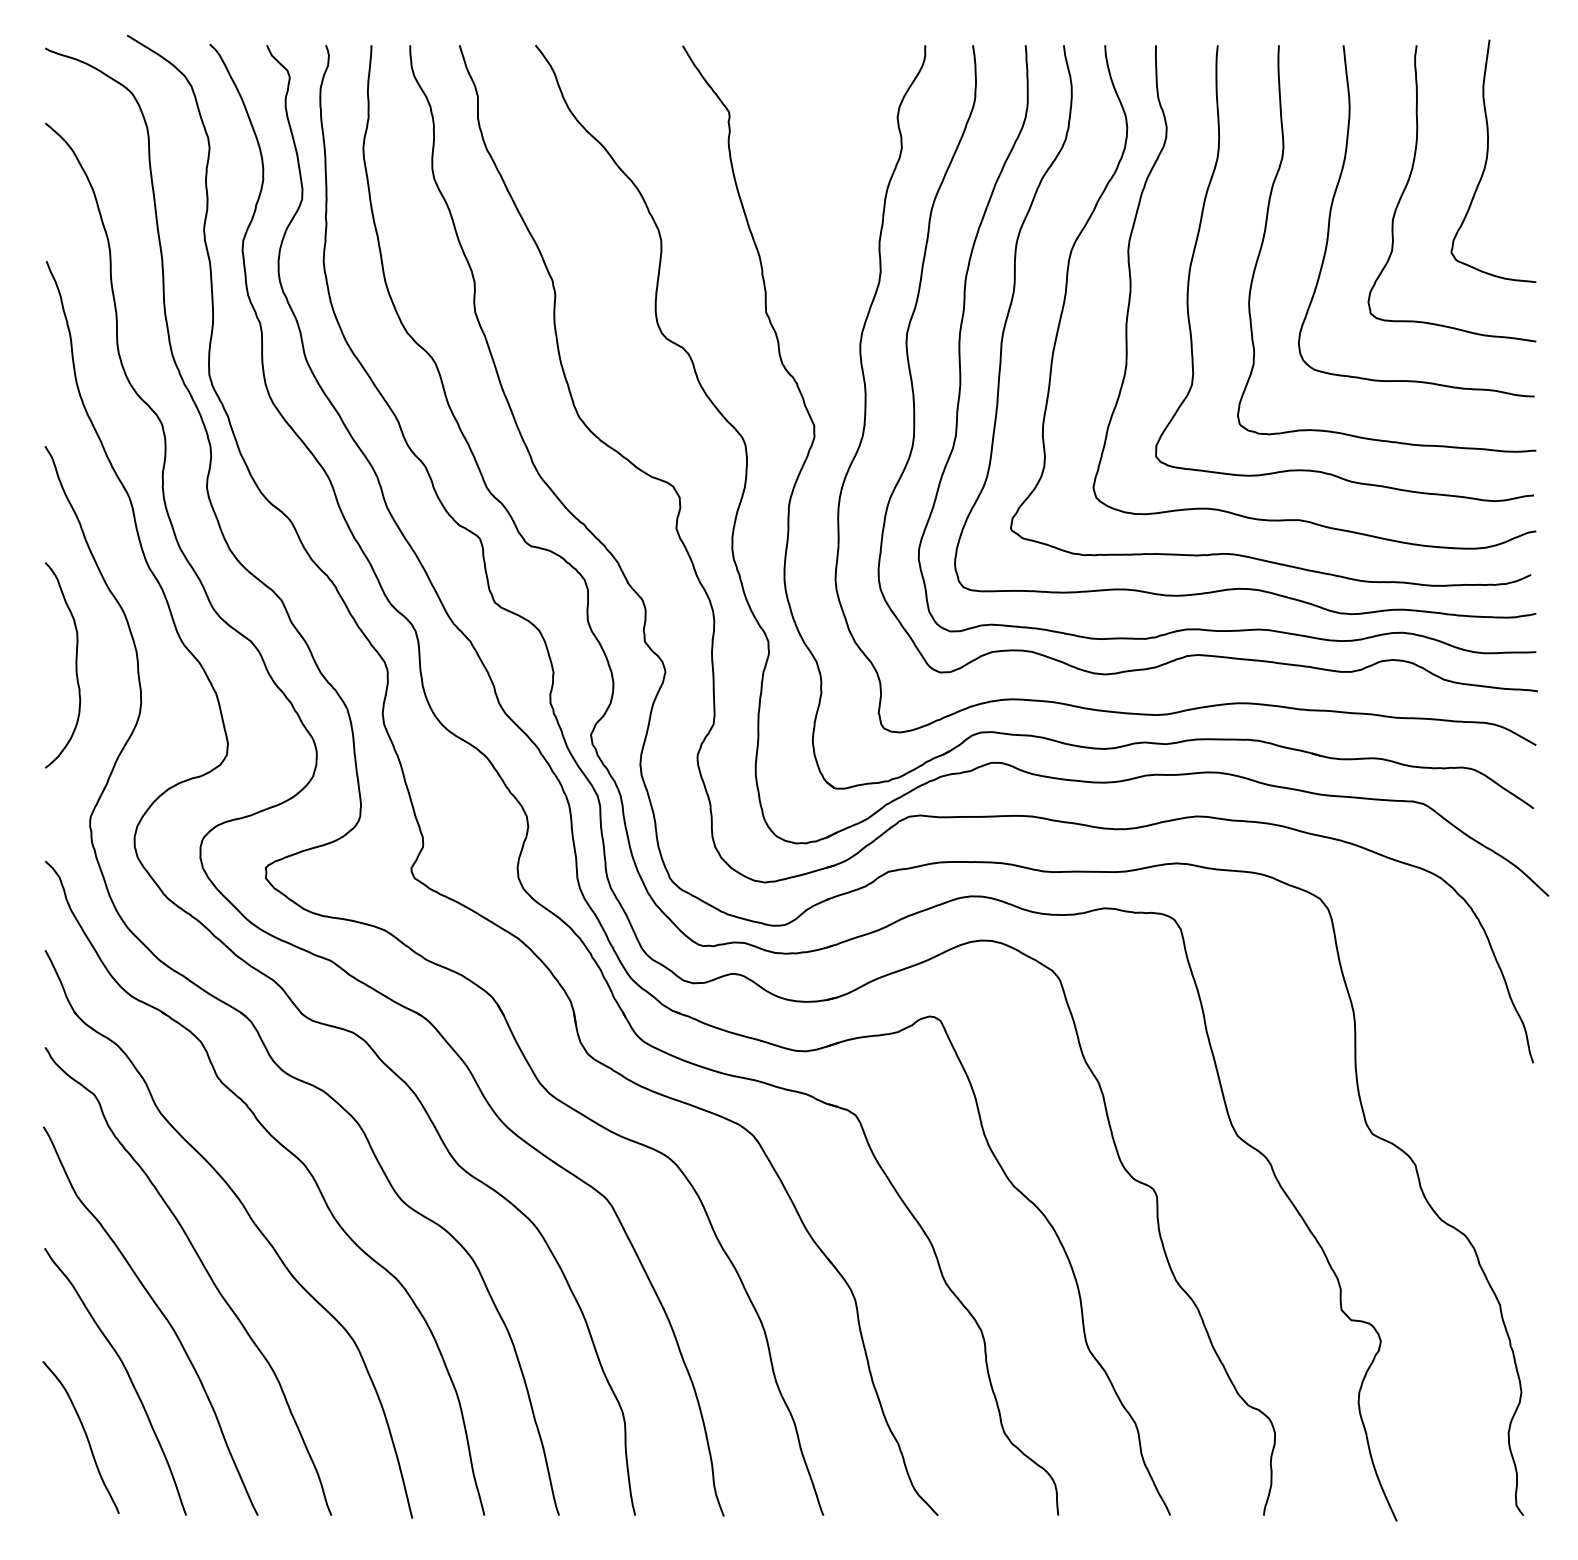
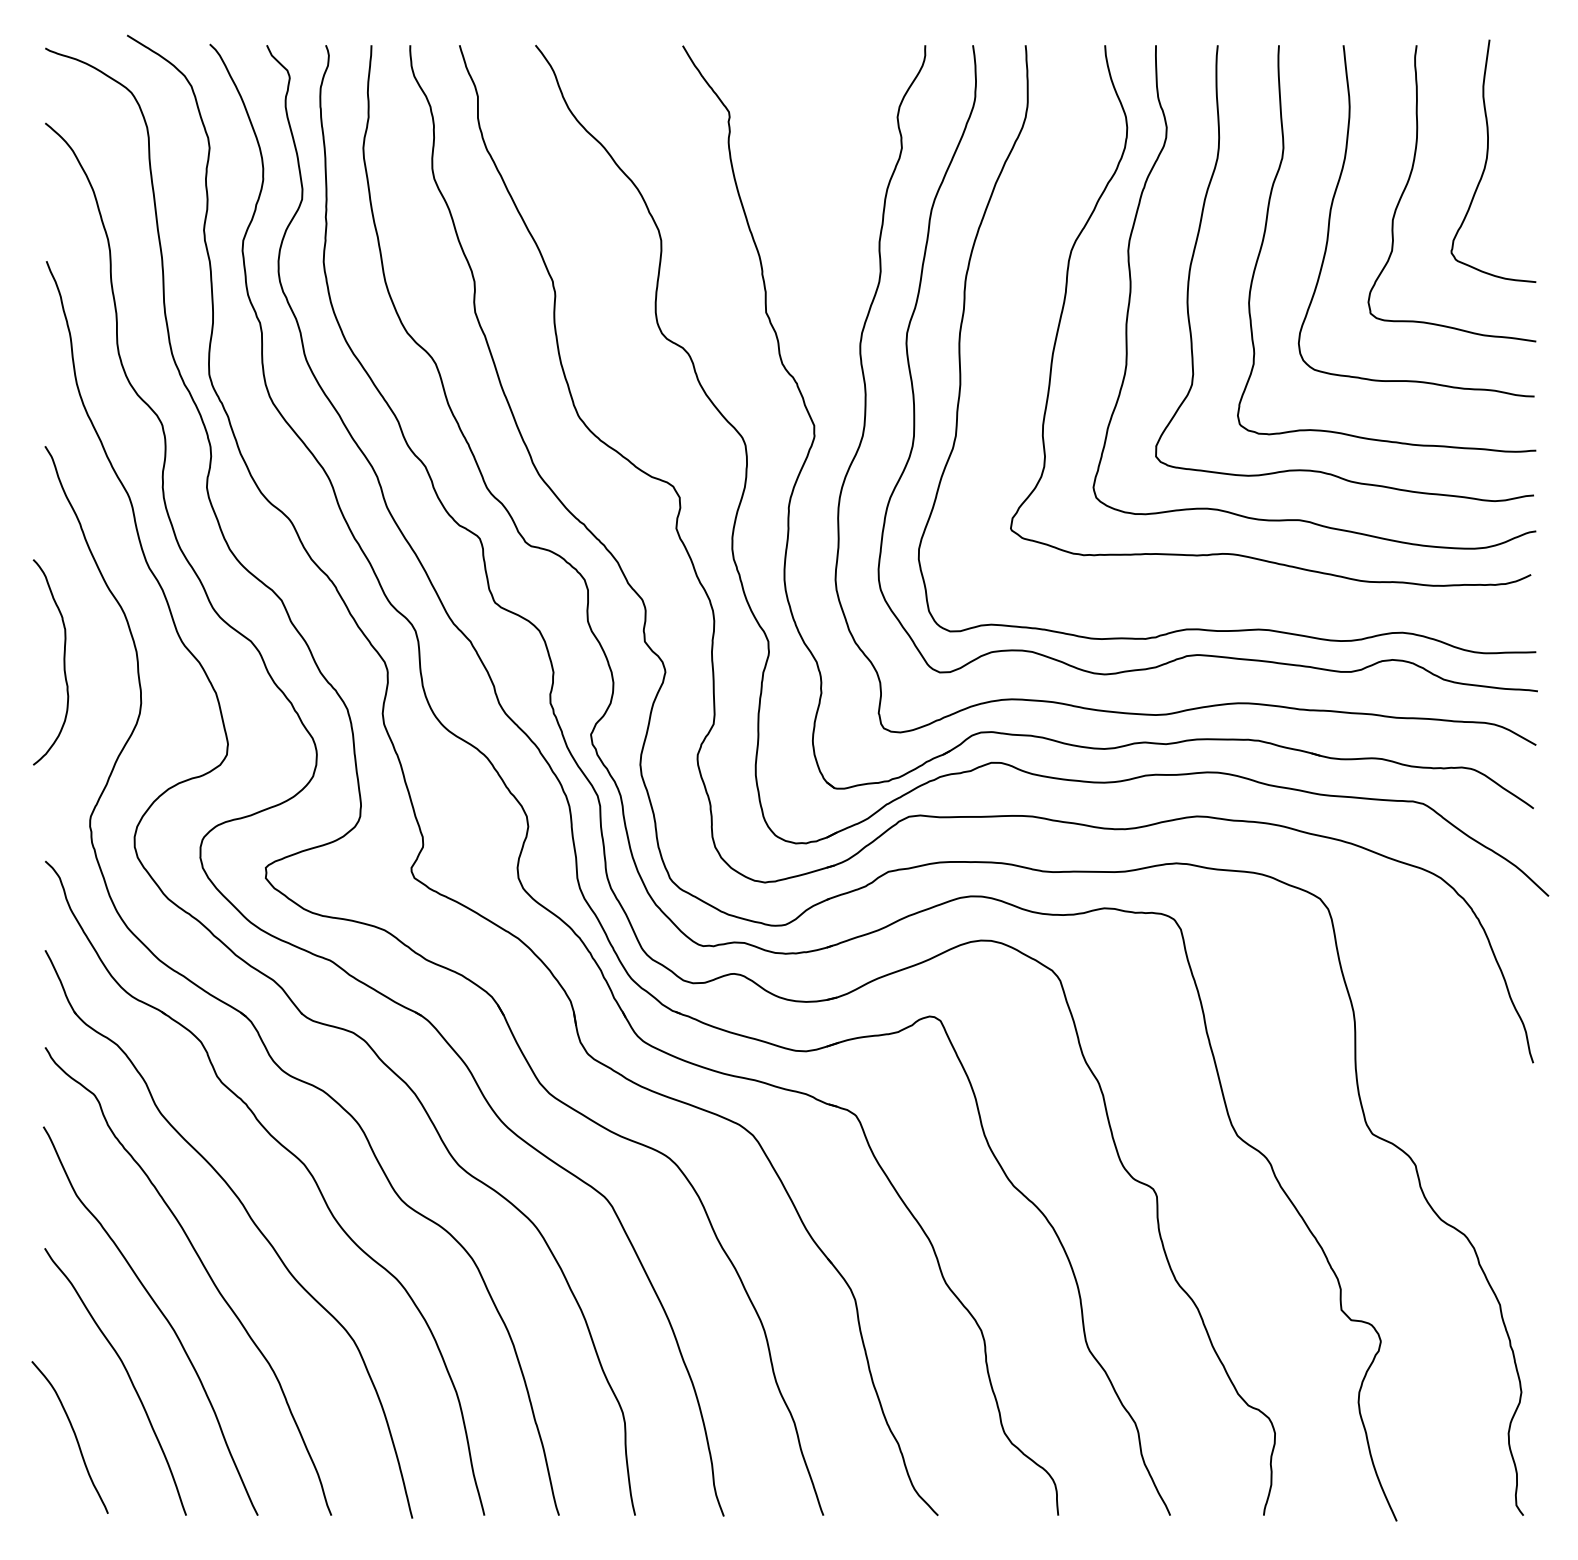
curve: present -> none (1014, 294)
curve position: (75, 665) -> (63, 662) (63, 662)
curve position: (85, 1436) -> (74, 1436) (74, 1436)
